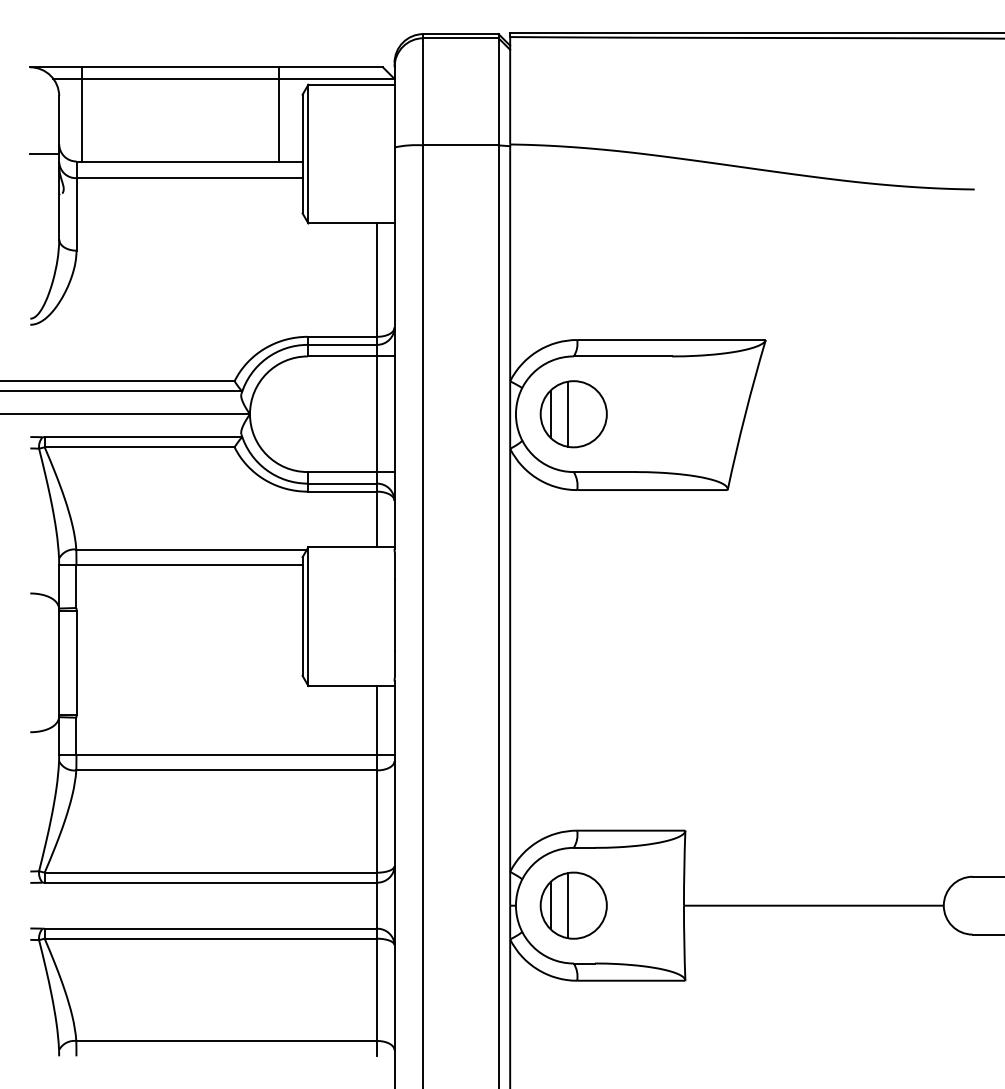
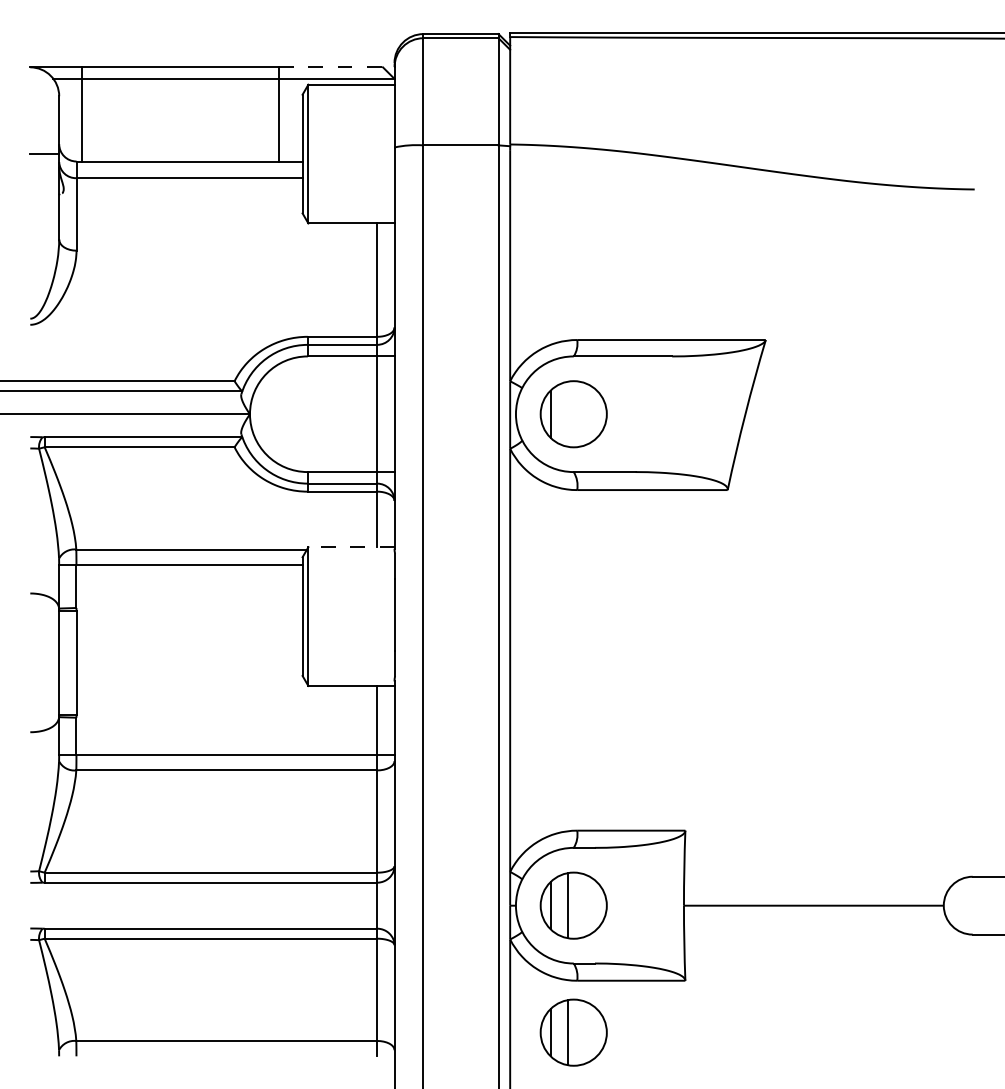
line: solid -> dashed (331, 67)
line: present -> none (567, 413)
line: solid -> dashed (350, 547)
part: none -> present (573, 1032)
